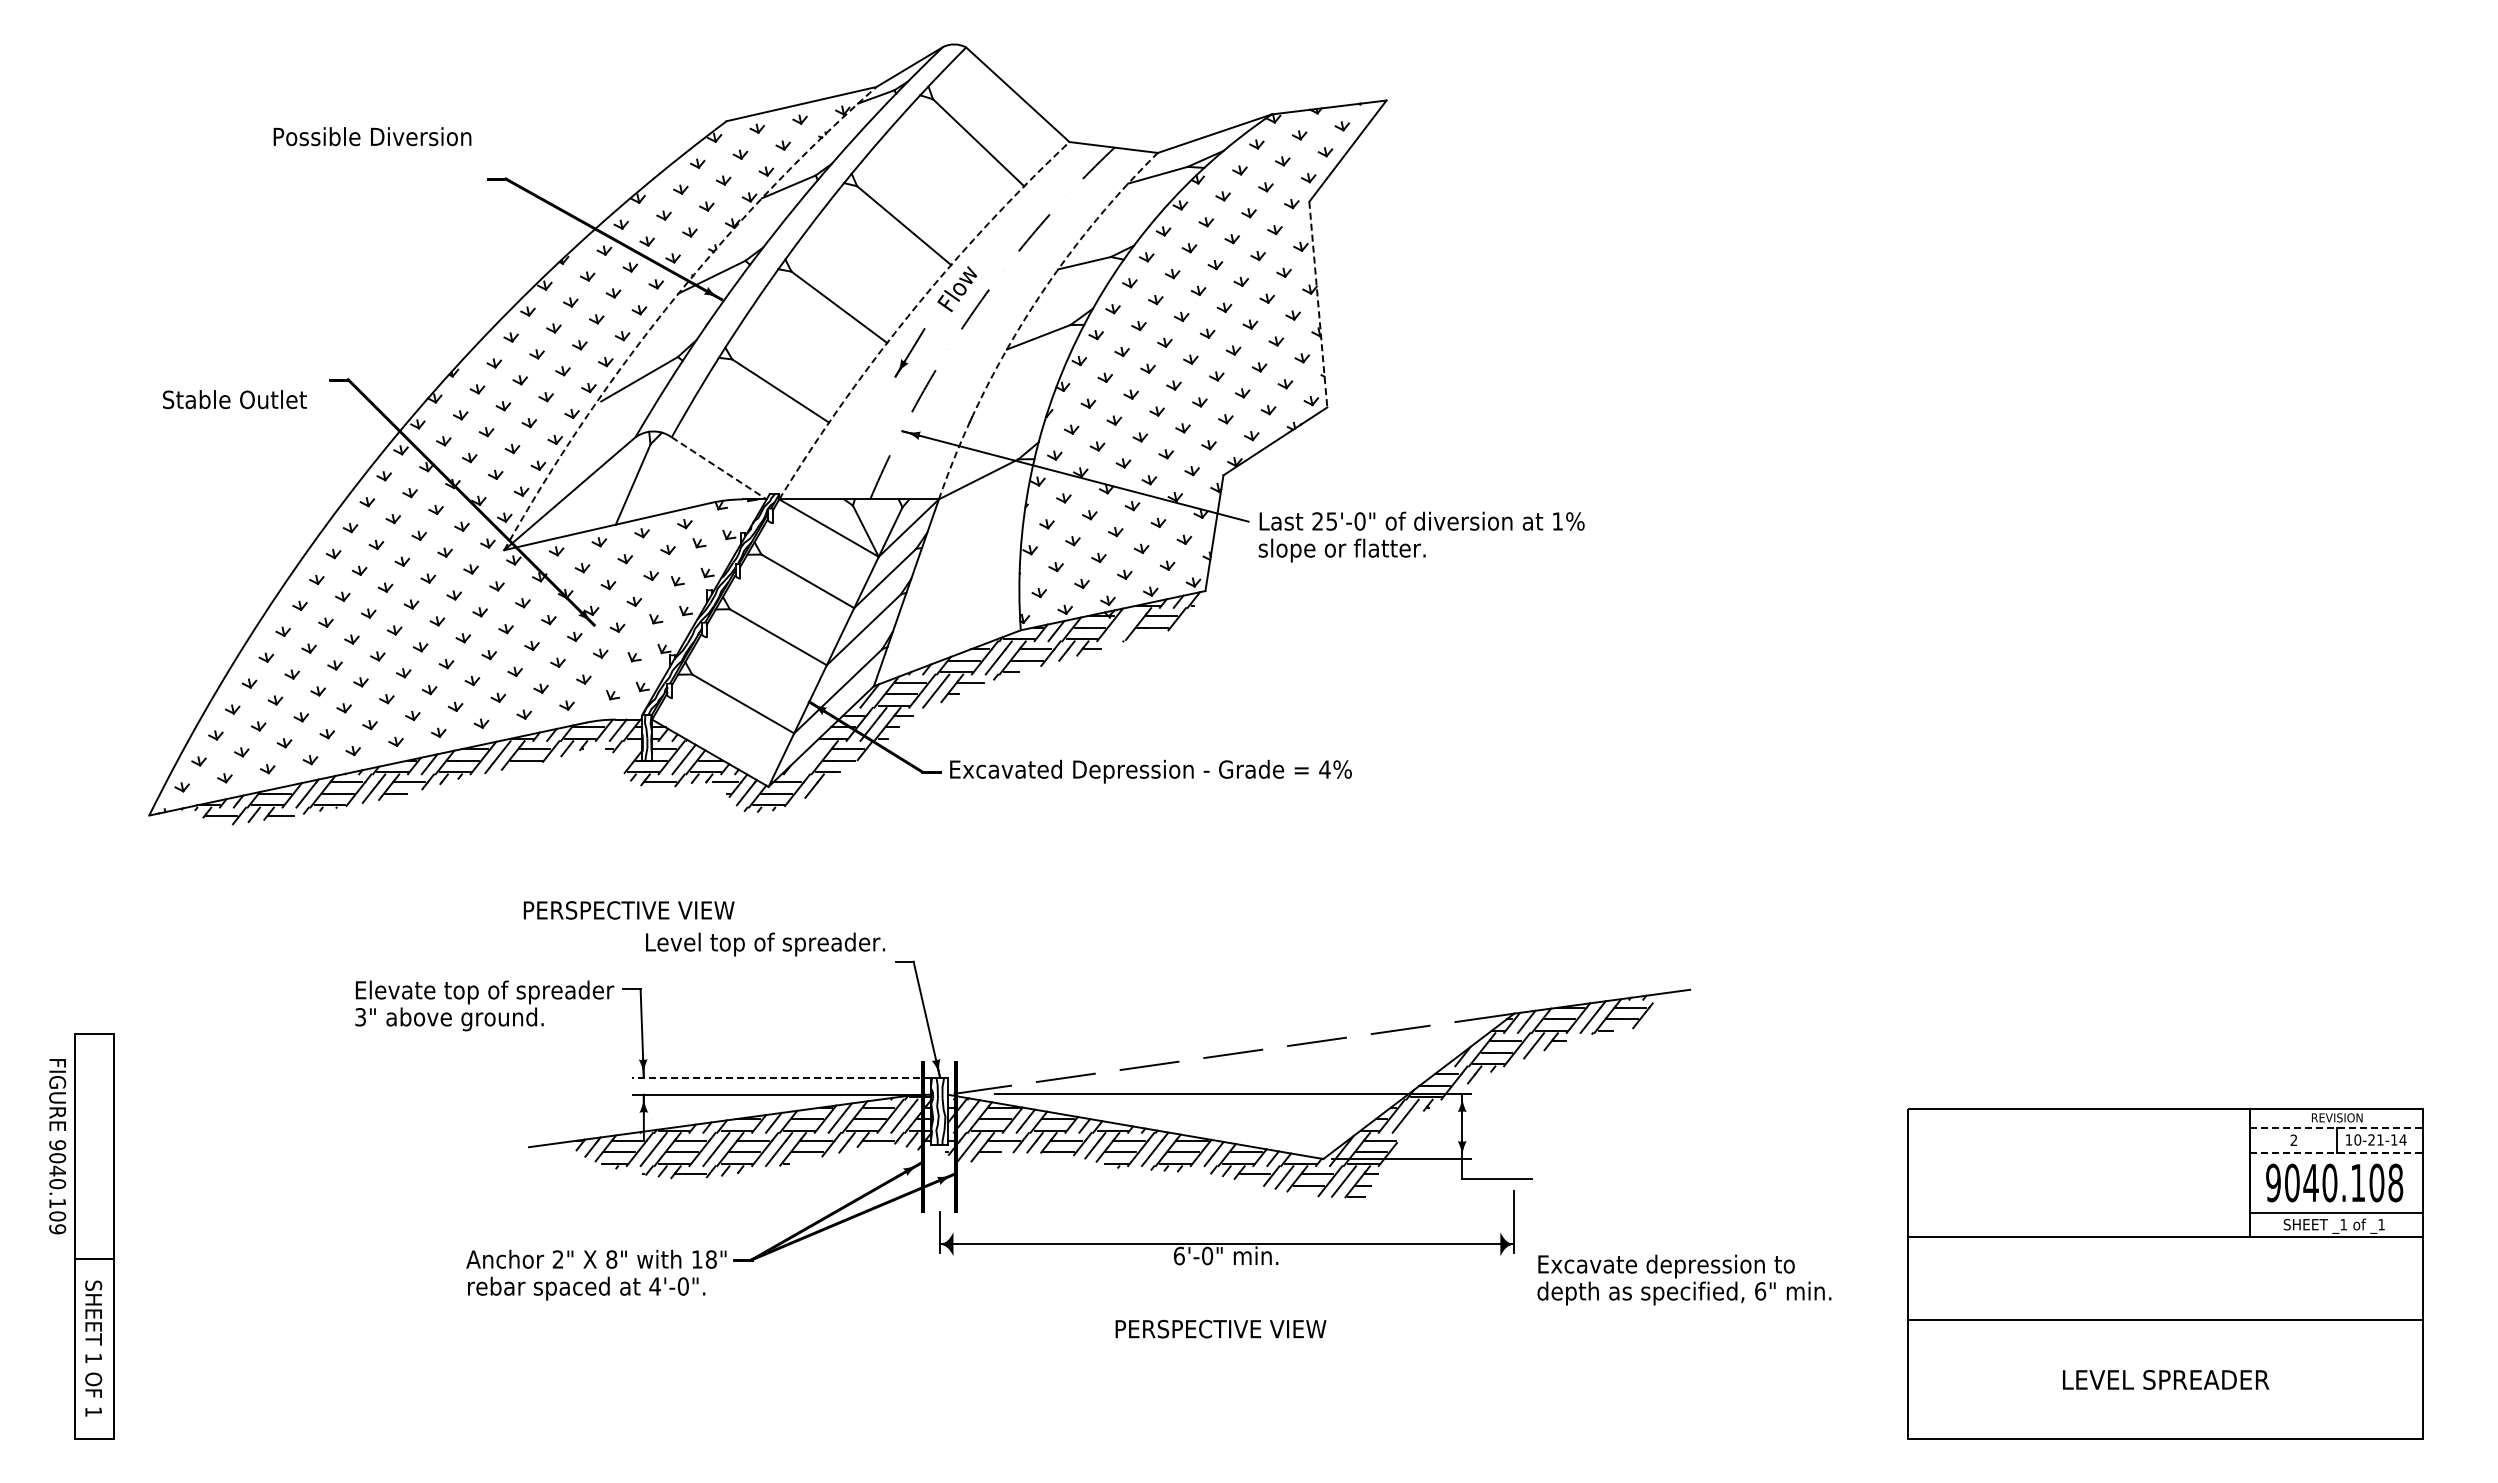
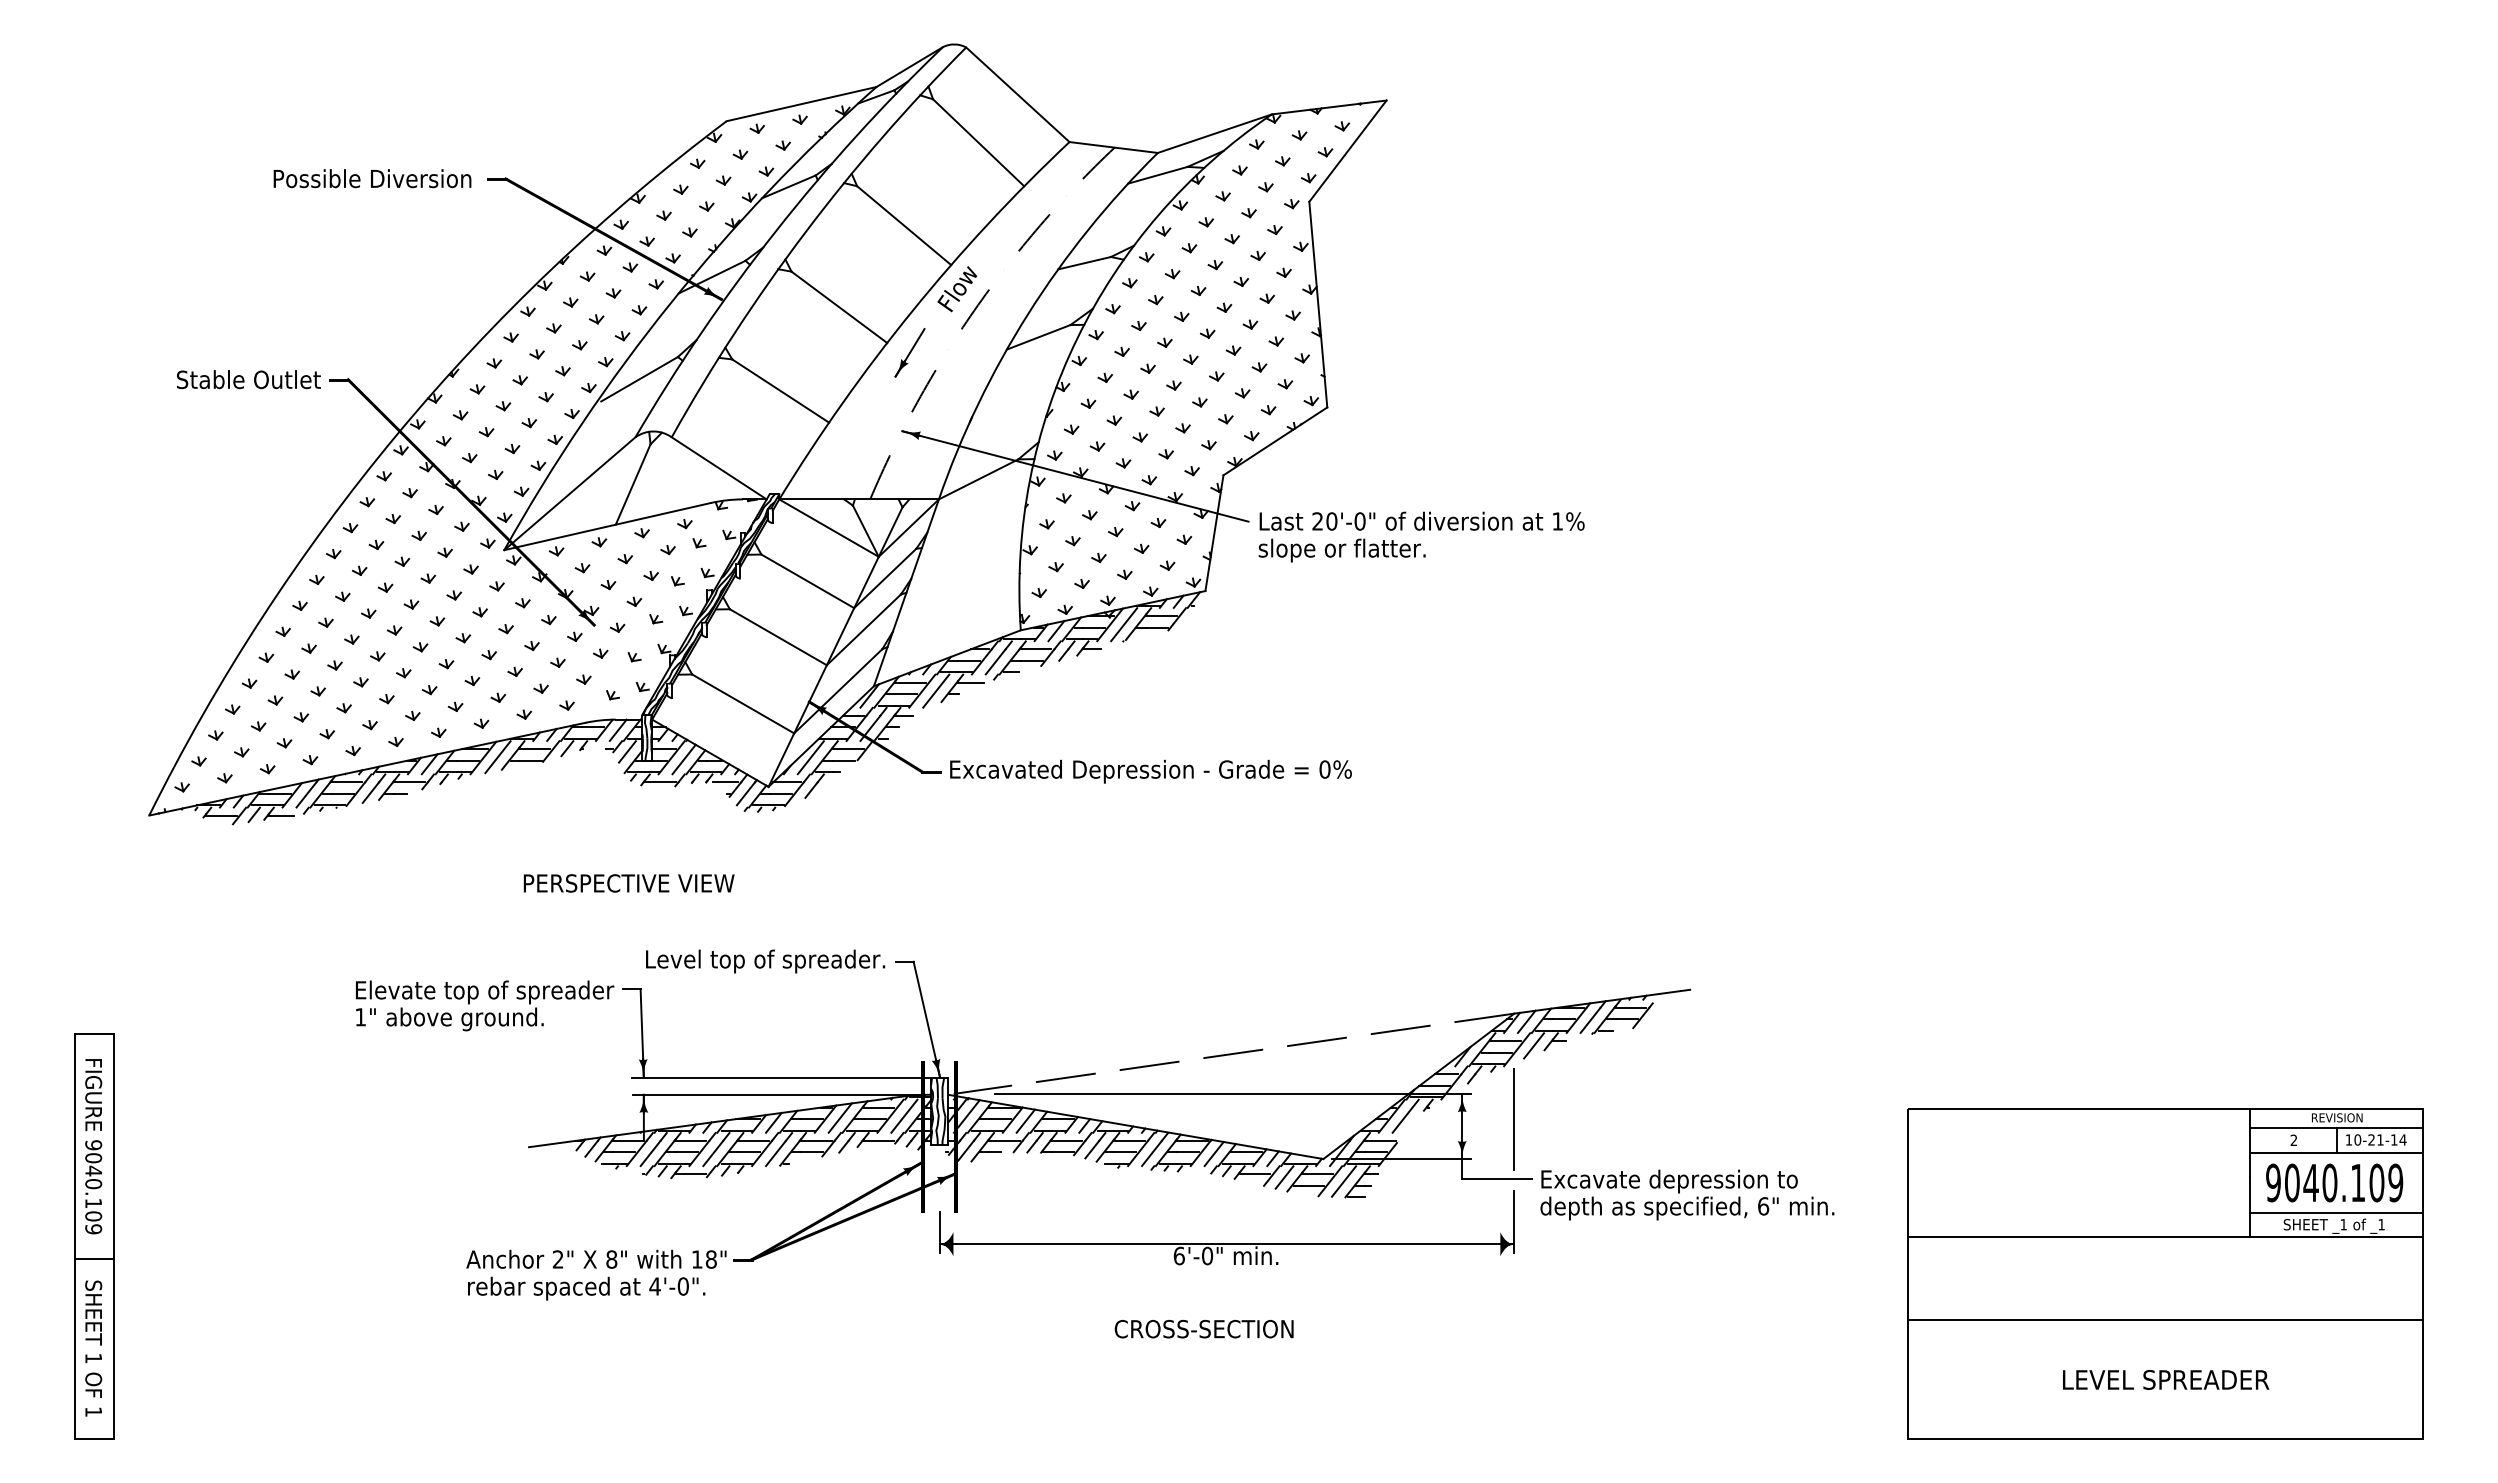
text position: (372, 136) -> (372, 178) (372, 178)
arc: dashed -> solid (670, 302)
line: dashed -> solid (1318, 305)
arc: dashed -> solid (912, 311)
arc: dashed -> solid (1028, 313)
text position: (234, 399) -> (248, 379) (248, 379)
line: dashed -> solid (719, 468)
text: 25'-0" -> 20'-0" (1331, 521)
line: none -> present (1124, 624)
line: none -> present (627, 751)
line: none -> present (810, 757)
text: 4% -> 0% (1324, 769)
text position: (628, 910) -> (628, 883) (628, 883)
text position: (765, 944) -> (765, 961) (765, 961)
text: 3" -> 1" (360, 1017)
line: dashed -> solid (781, 1077)
line: none -> present (1513, 1119)
line: dashed -> solid (2337, 1127)
text position: (57, 1146) -> (93, 1146) (93, 1146)
line: dashed -> solid (2337, 1152)
text: 9040.108 -> 9040.109 (2395, 1182)
text position: (1684, 1279) -> (1687, 1194) (1687, 1194)
text: PERSPECTIVE VIEW -> CROSS-SECTION (1220, 1328)
